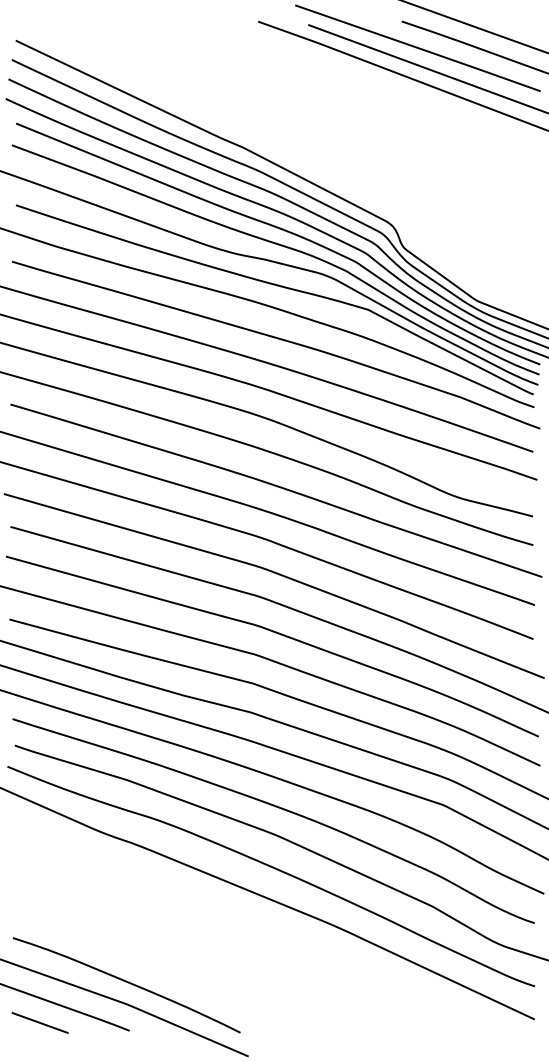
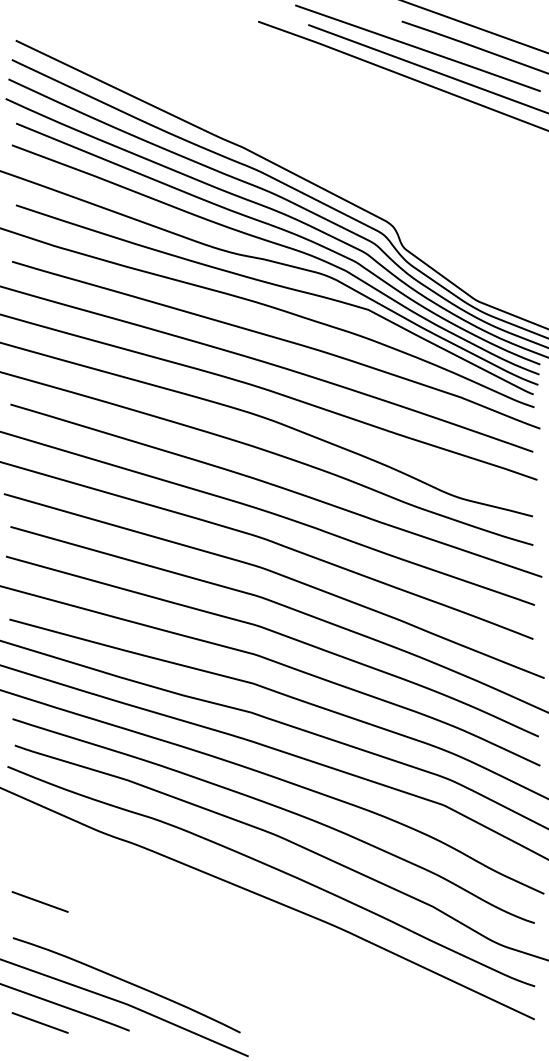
line: none -> present (39, 901)
